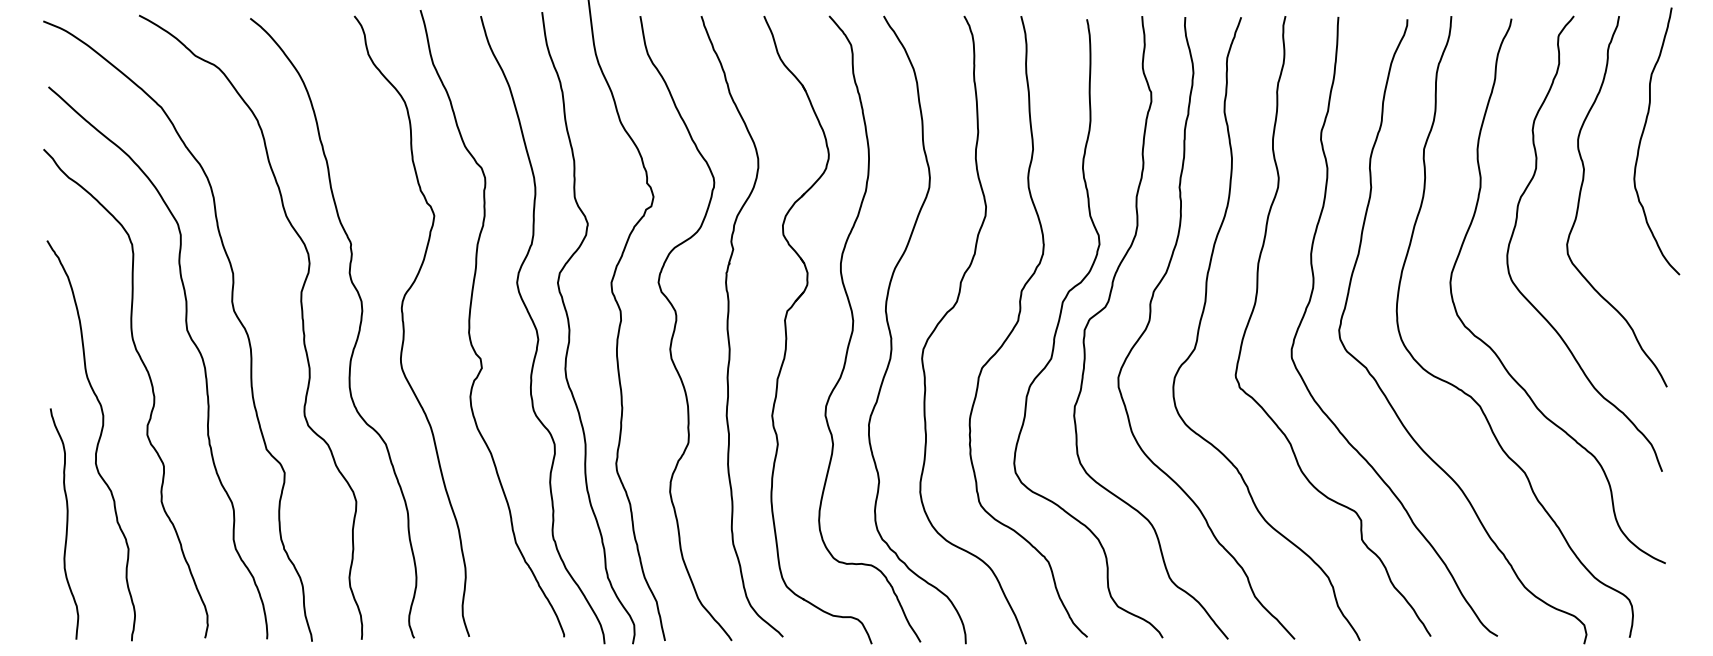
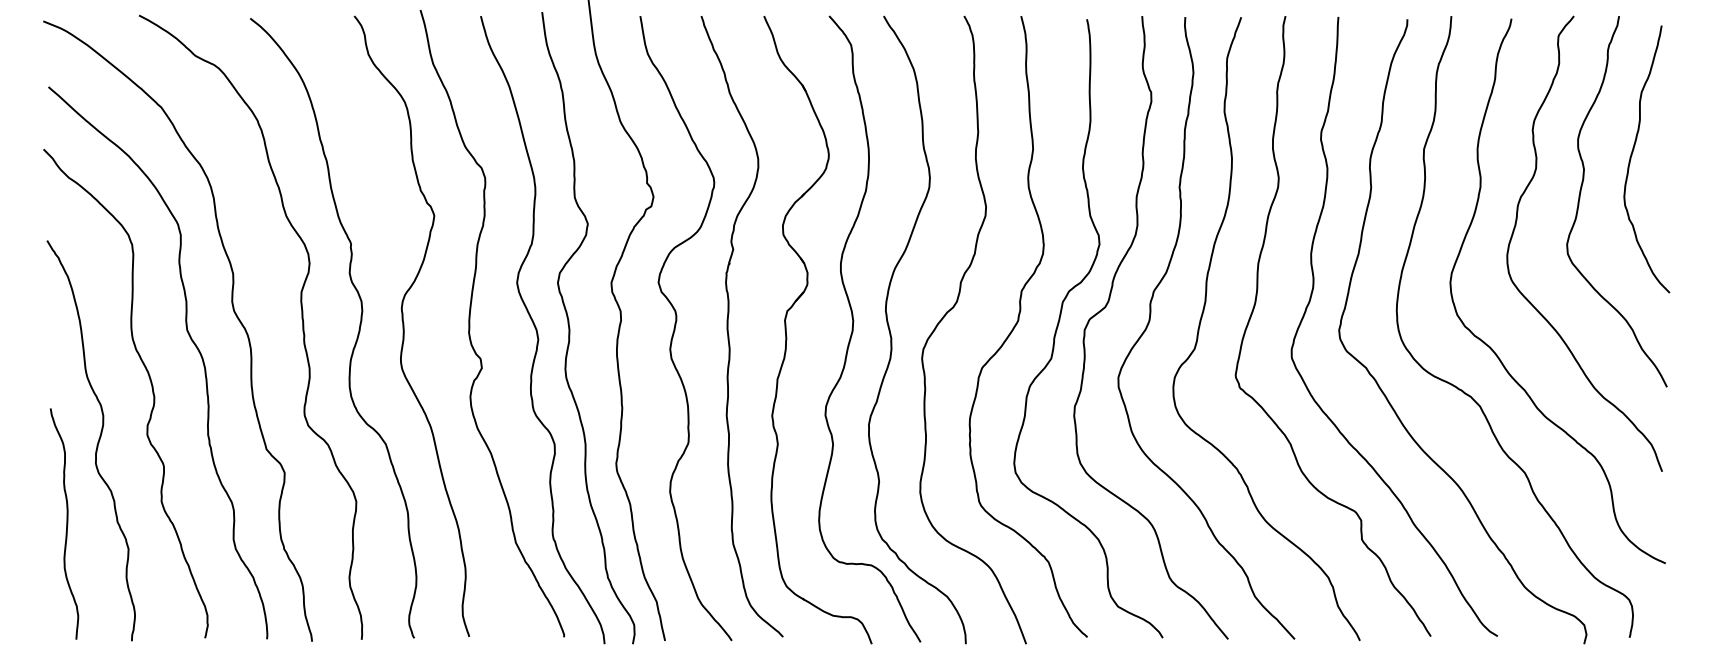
curve position: (1642, 137) -> (1632, 155) (1632, 155)
